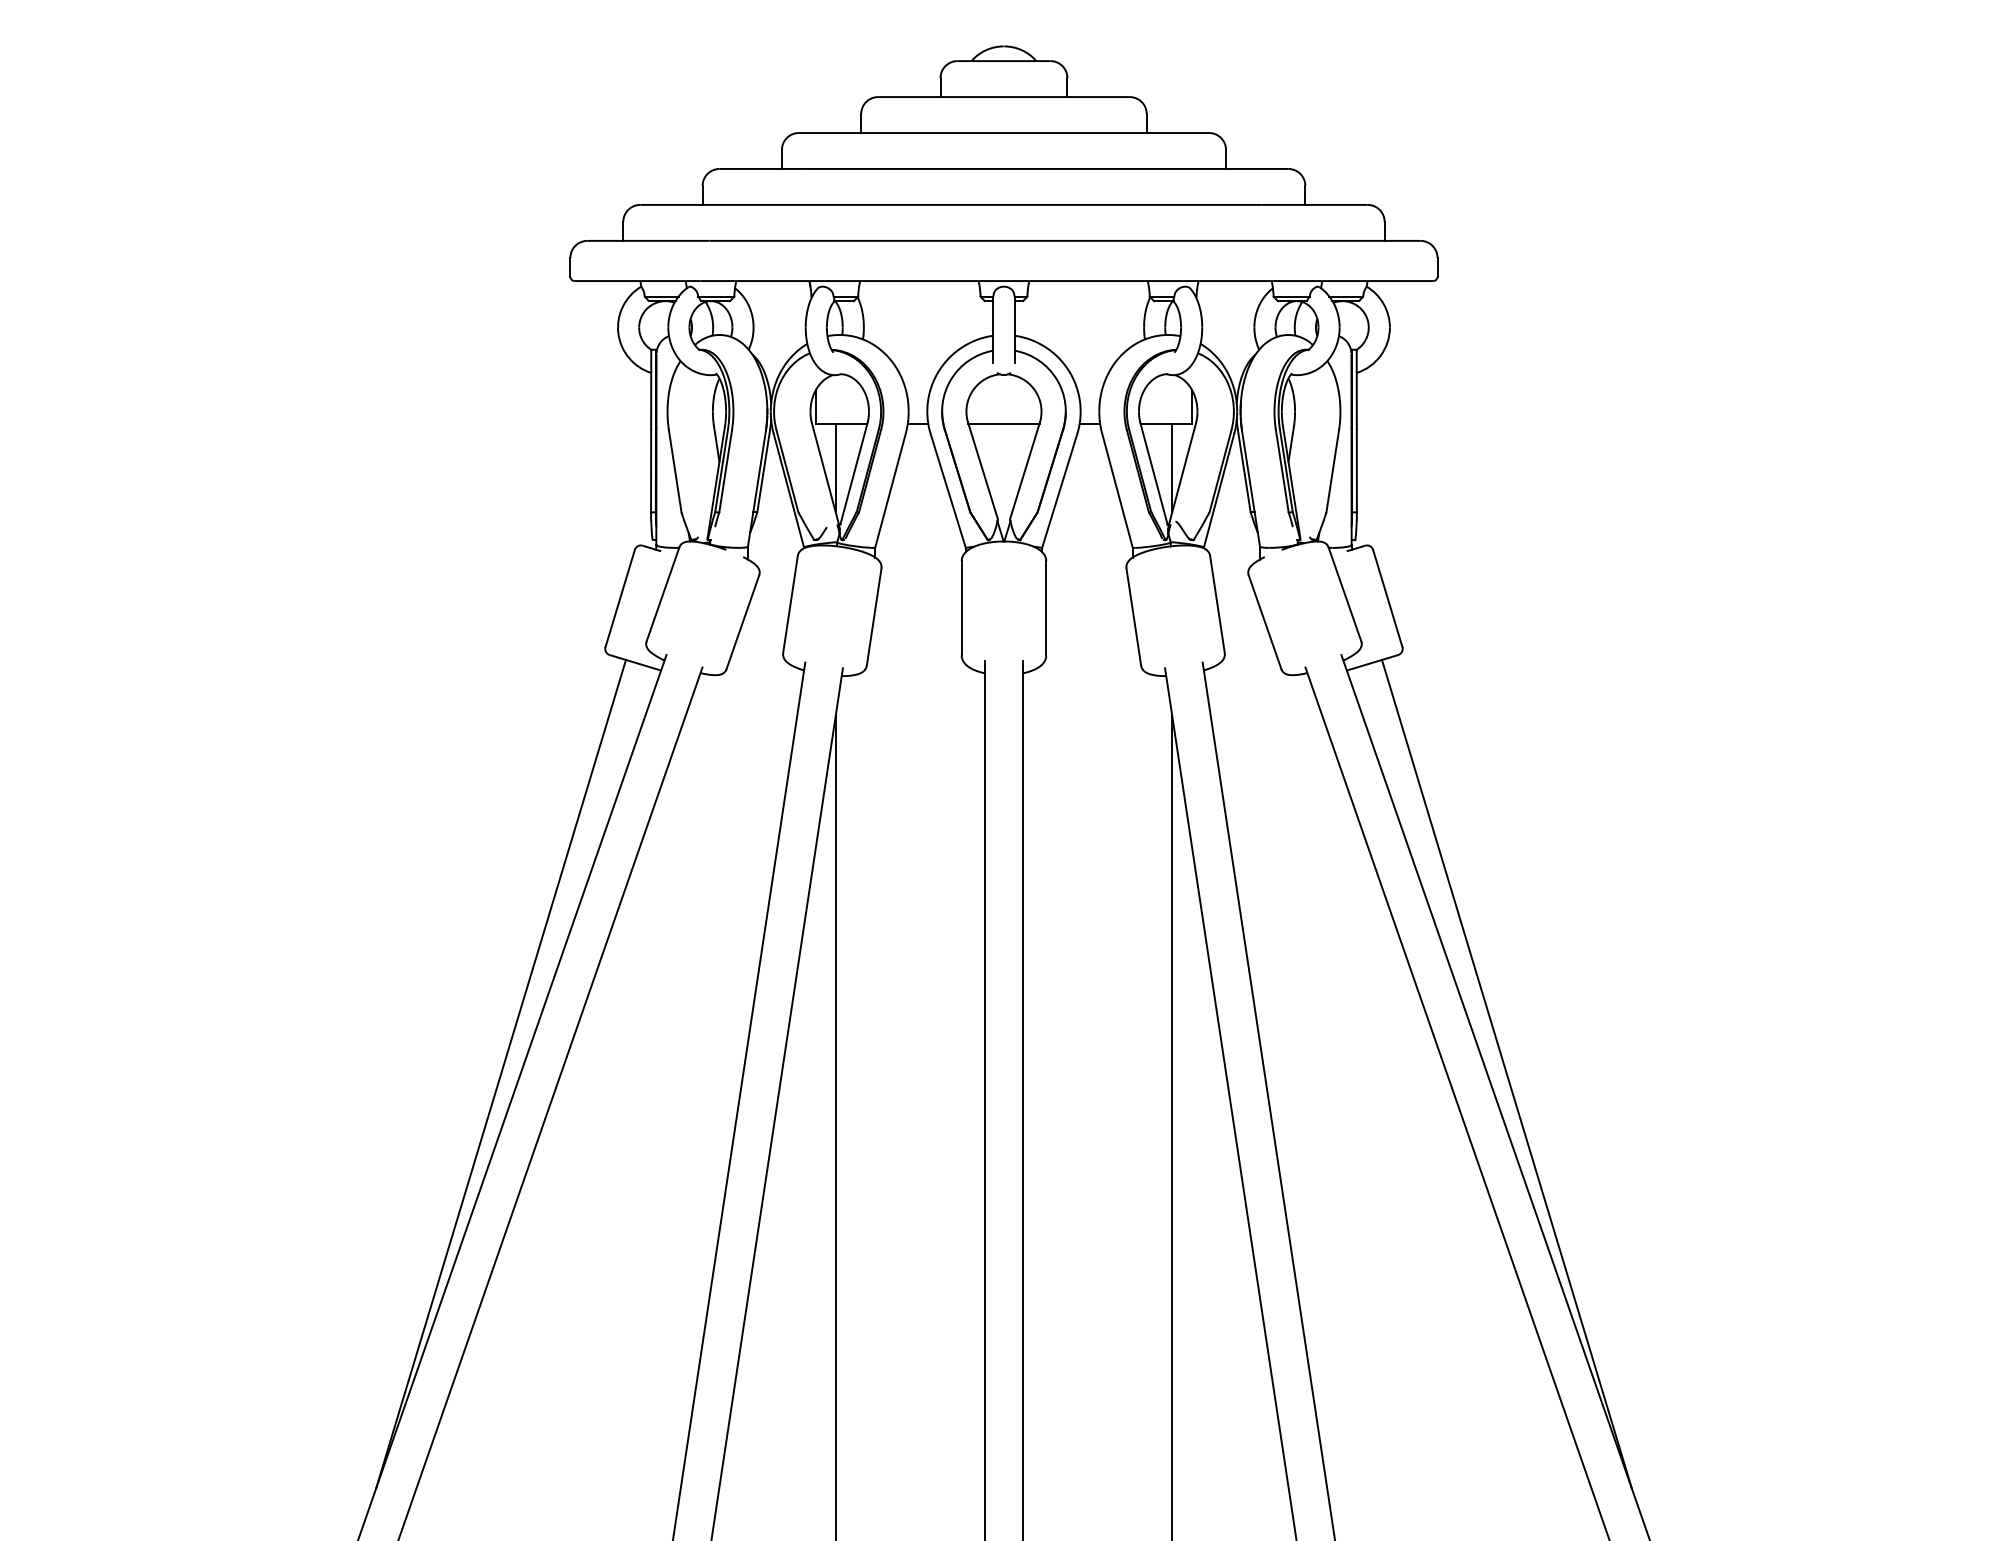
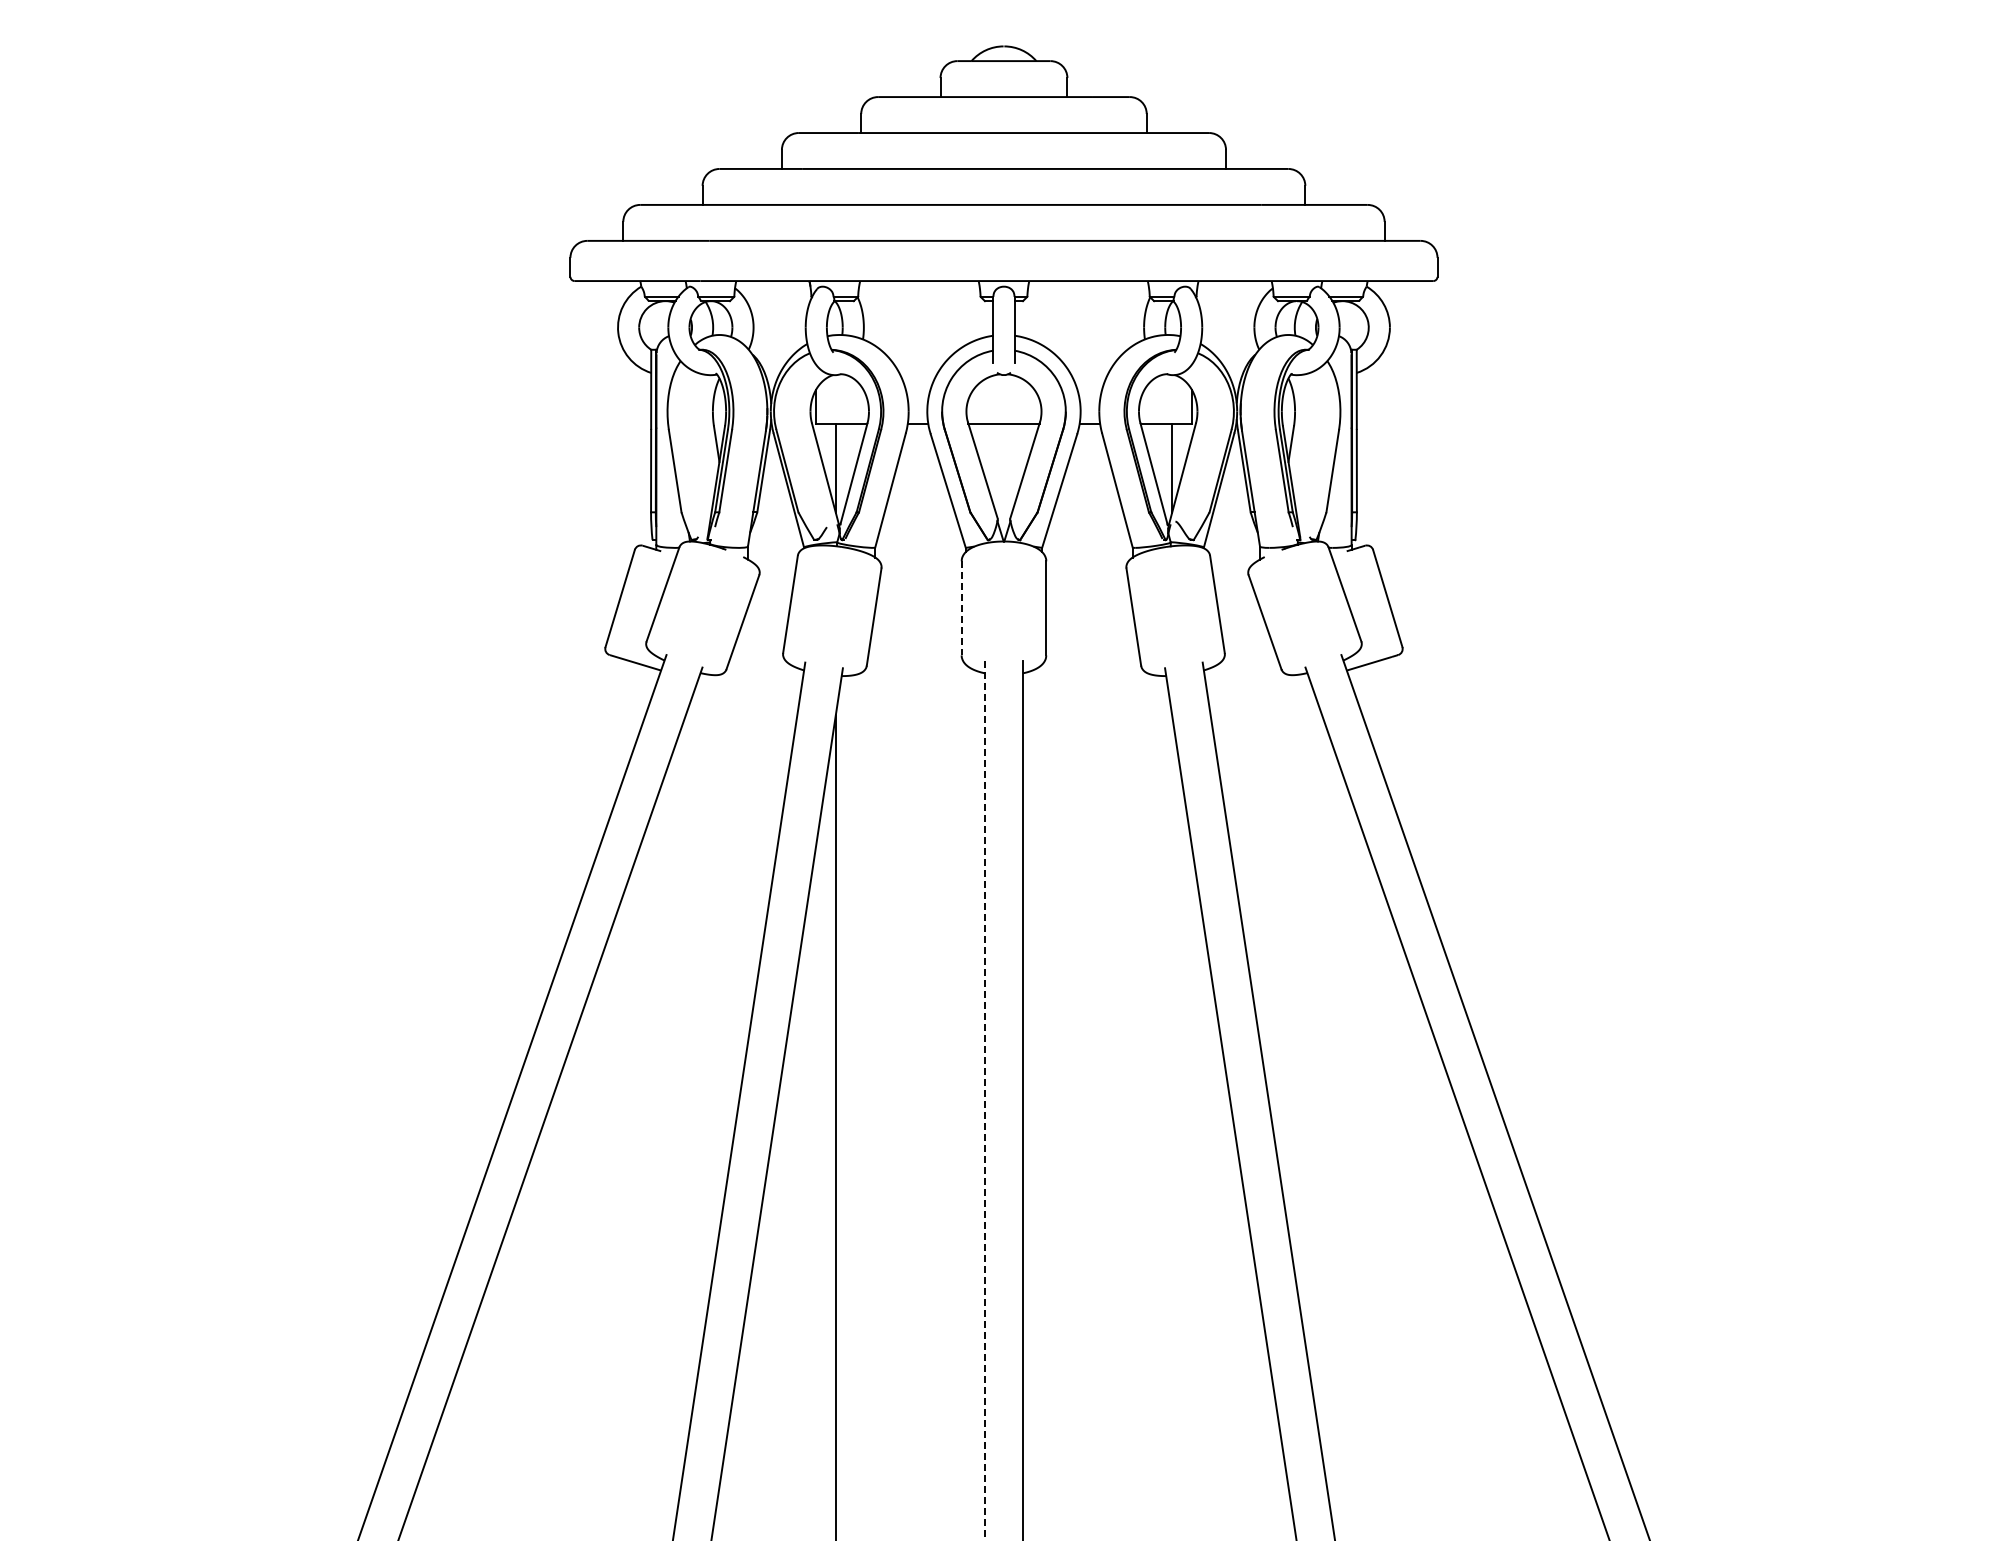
line: solid -> dashed (961, 608)
line: present -> none (500, 1073)
line: present -> none (1506, 1073)
line: solid -> dashed (984, 1101)
line: present -> none (1172, 1126)
